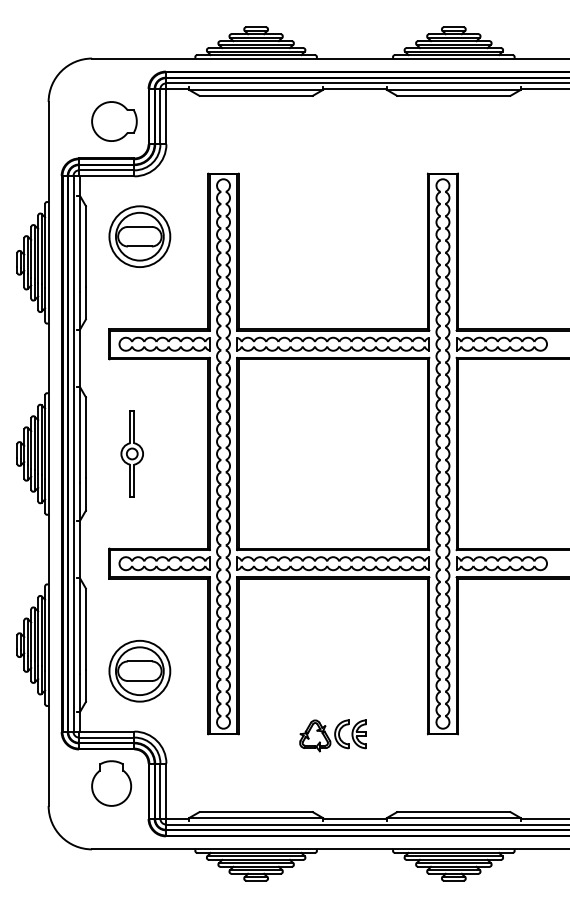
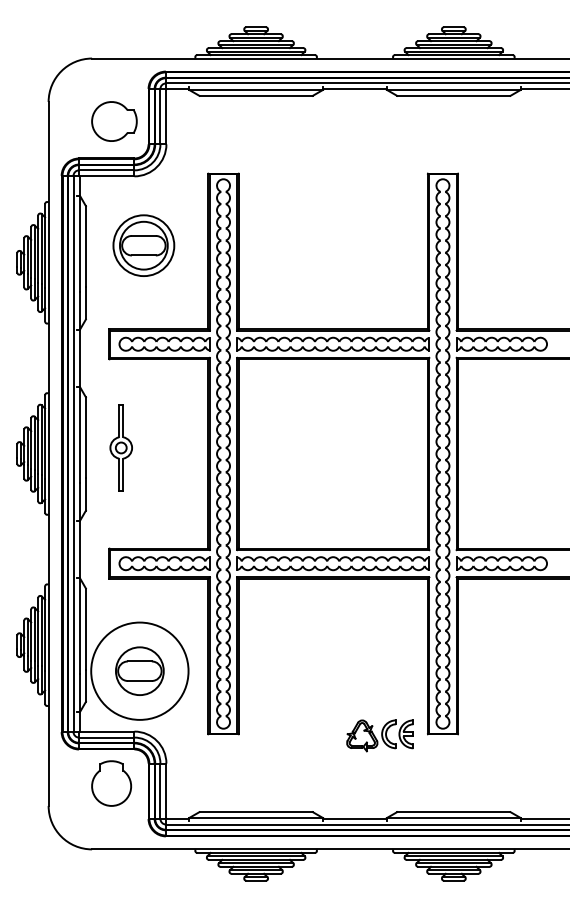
part position: (139, 236) -> (143, 245) (143, 245)
part position: (131, 453) -> (120, 447) (120, 447)
circle diameter: 61 px -> 97 px (139, 670)
part position: (332, 735) -> (379, 735) (379, 735)
